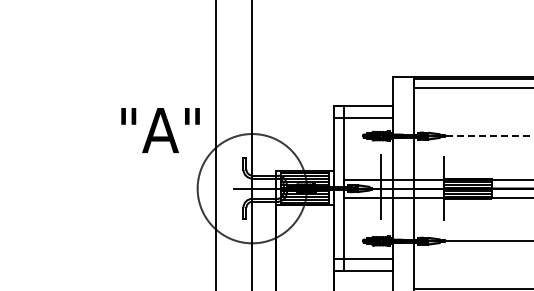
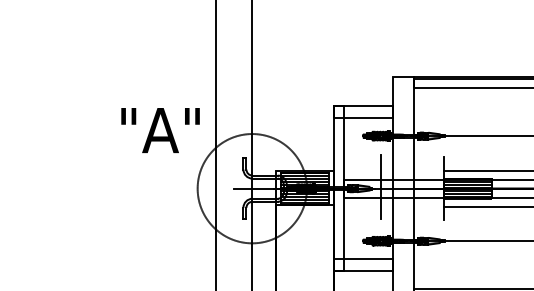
line: dashed -> solid (490, 136)
line: none -> present (486, 170)
line: none -> present (486, 206)
